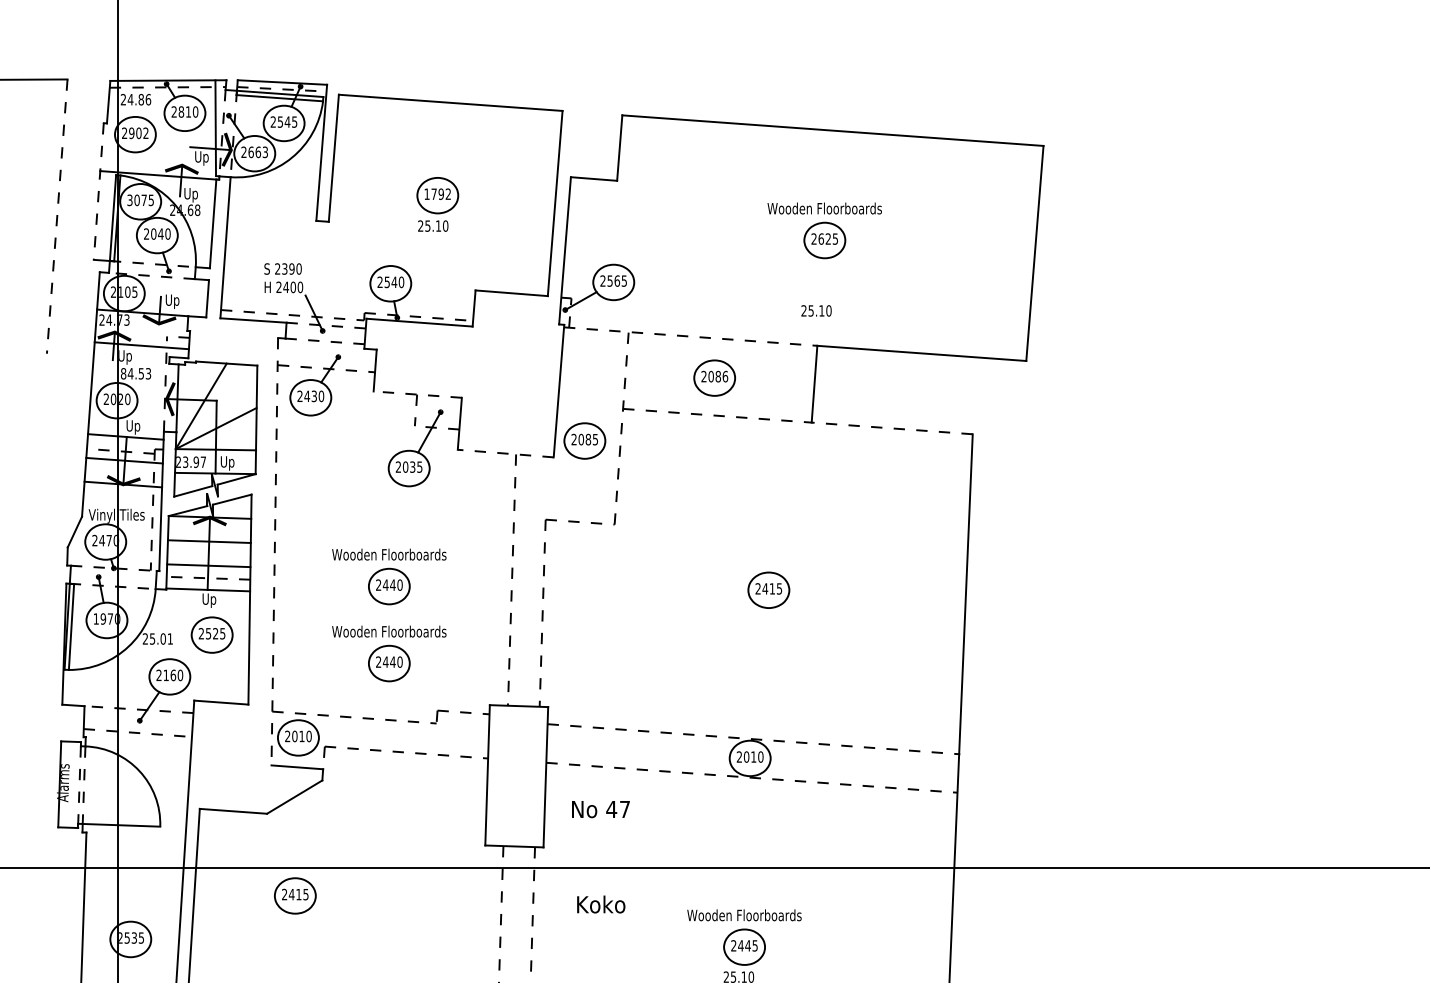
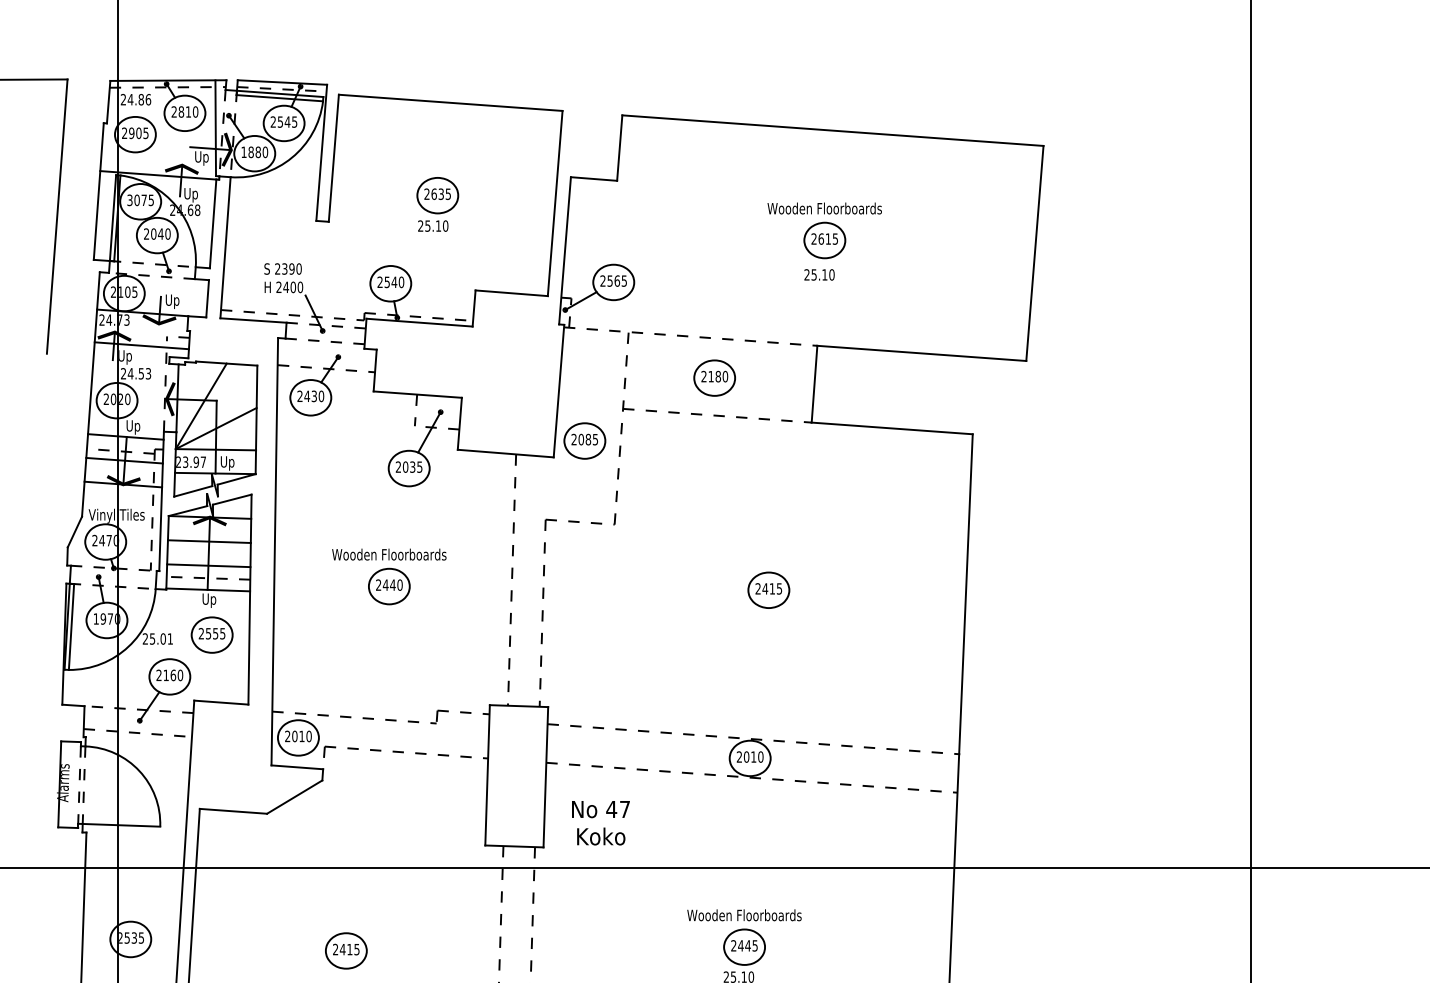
text: 2902 -> 2905 (145, 133)
text: 2663 -> 1880 (254, 152)
line: dashed -> solid (98, 191)
text: 1792 -> 2635 (437, 193)
line: dashed -> solid (57, 216)
text: 2625 -> 2615 (827, 238)
text position: (816, 310) -> (819, 274) (819, 274)
text: 84.53 -> 24.53 (123, 373)
text: 2086 -> 2180 (718, 376)
line: dashed -> solid (417, 394)
line: dashed -> solid (892, 428)
line: dashed -> solid (505, 453)
line: none -> present (1250, 490)
line: dashed -> solid (274, 551)
text: 2525 -> 2555 (215, 633)
part: present -> none (389, 653)
part position: (295, 895) -> (346, 950) (346, 950)
text position: (601, 904) -> (601, 836) (601, 836)
